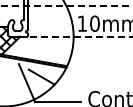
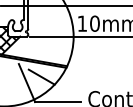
line: dashed -> solid (66, 5)
line: dashed -> solid (81, 36)
